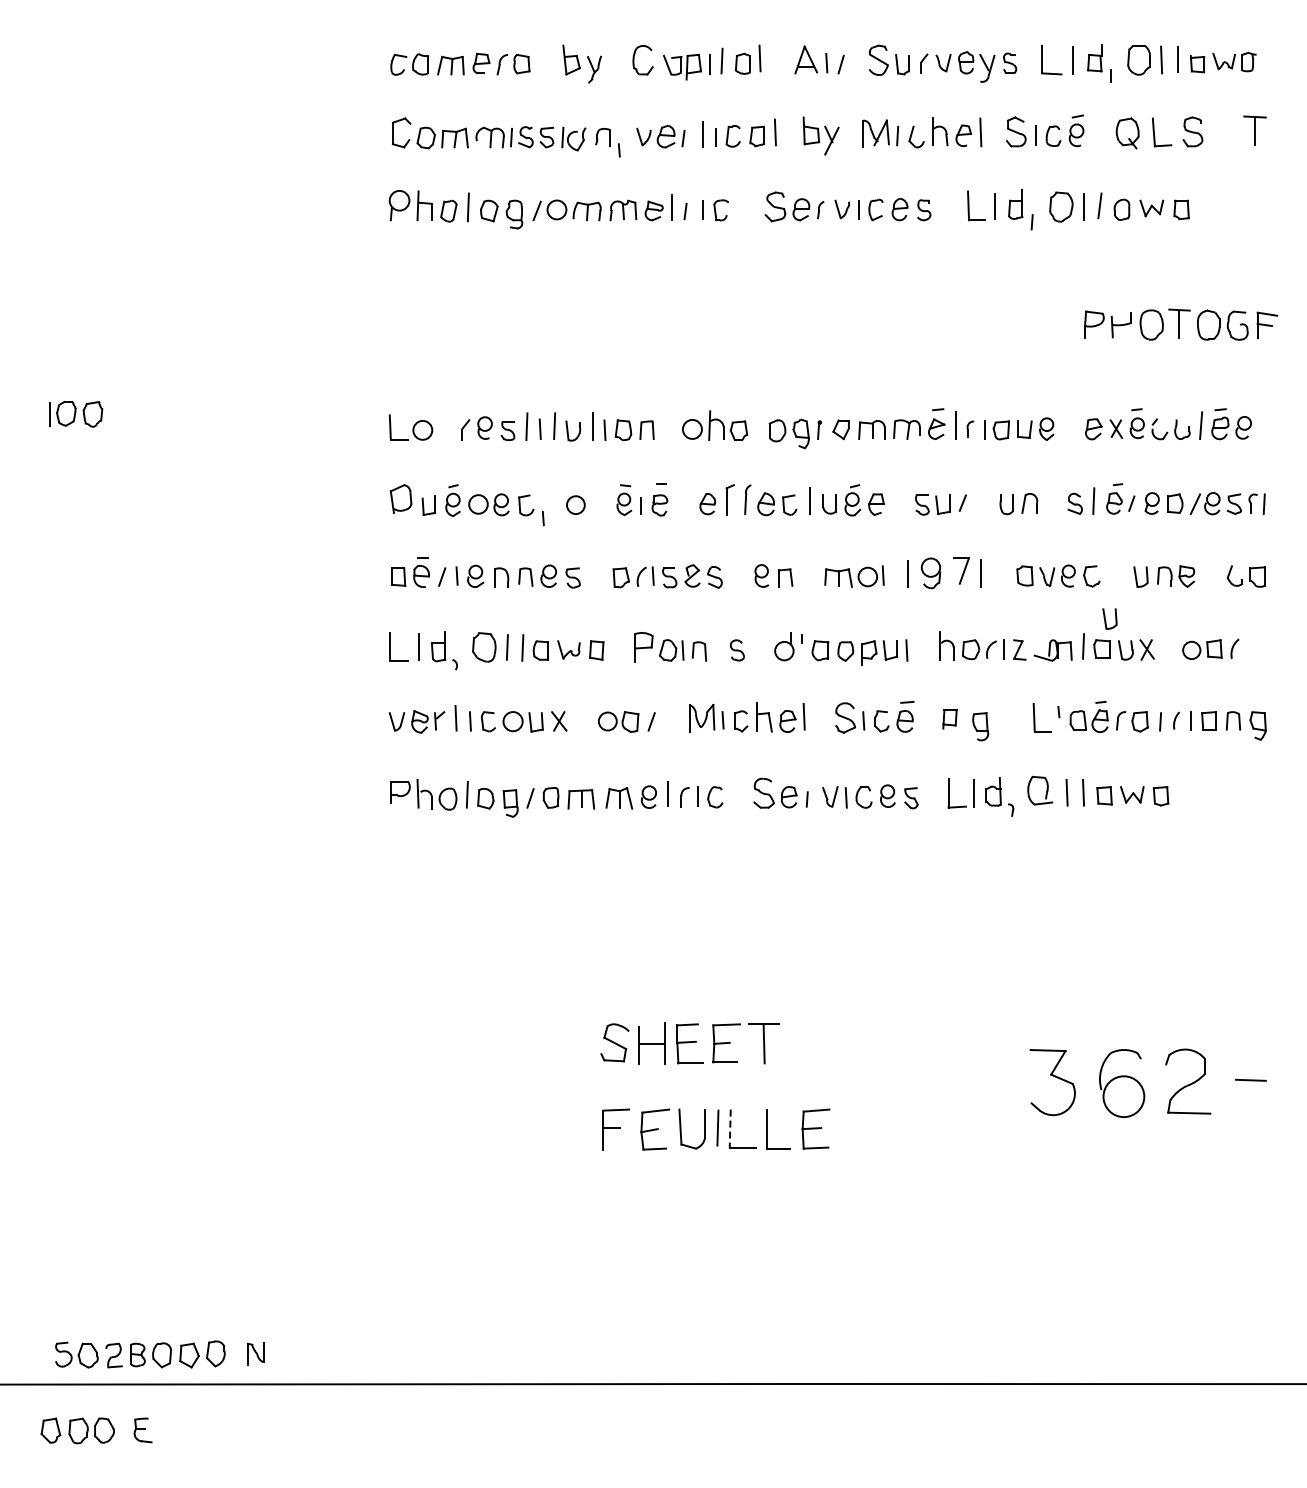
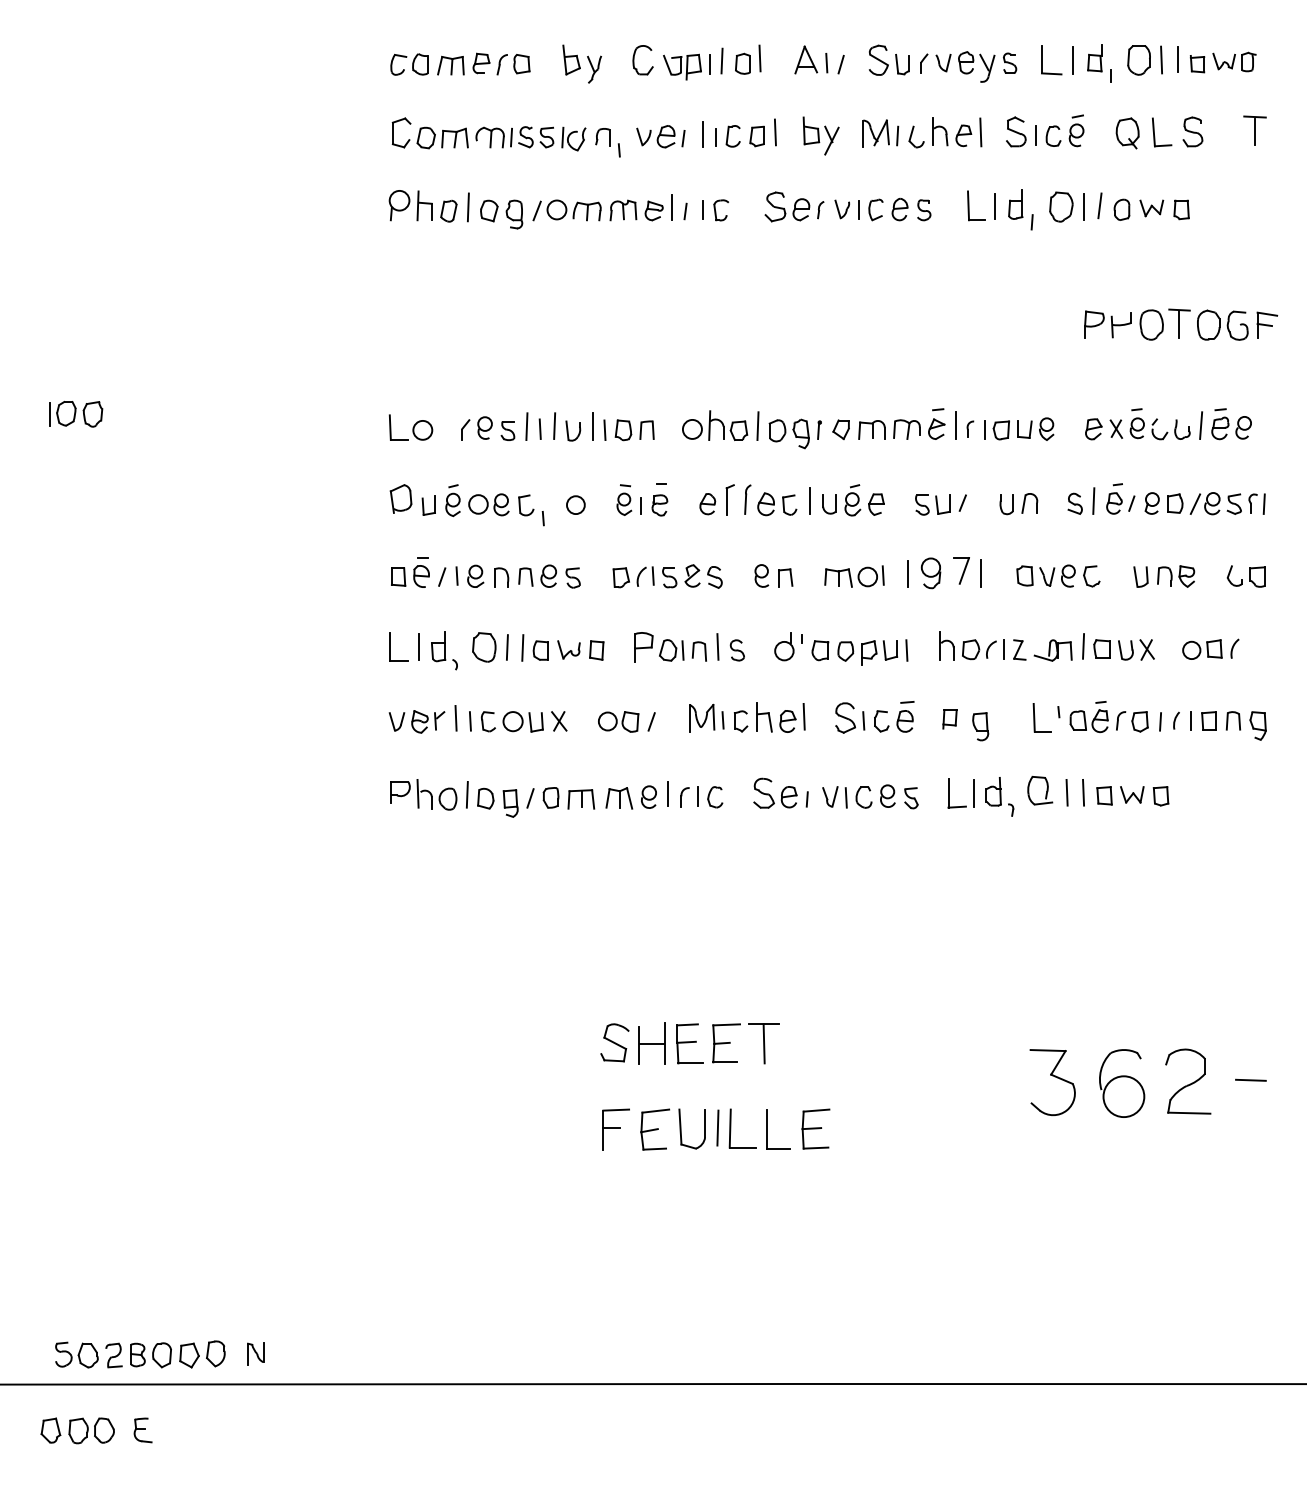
line: none -> present (757, 426)
part: present -> none (1109, 618)
line: none -> present (717, 646)
line: dashed -> solid (730, 1129)
